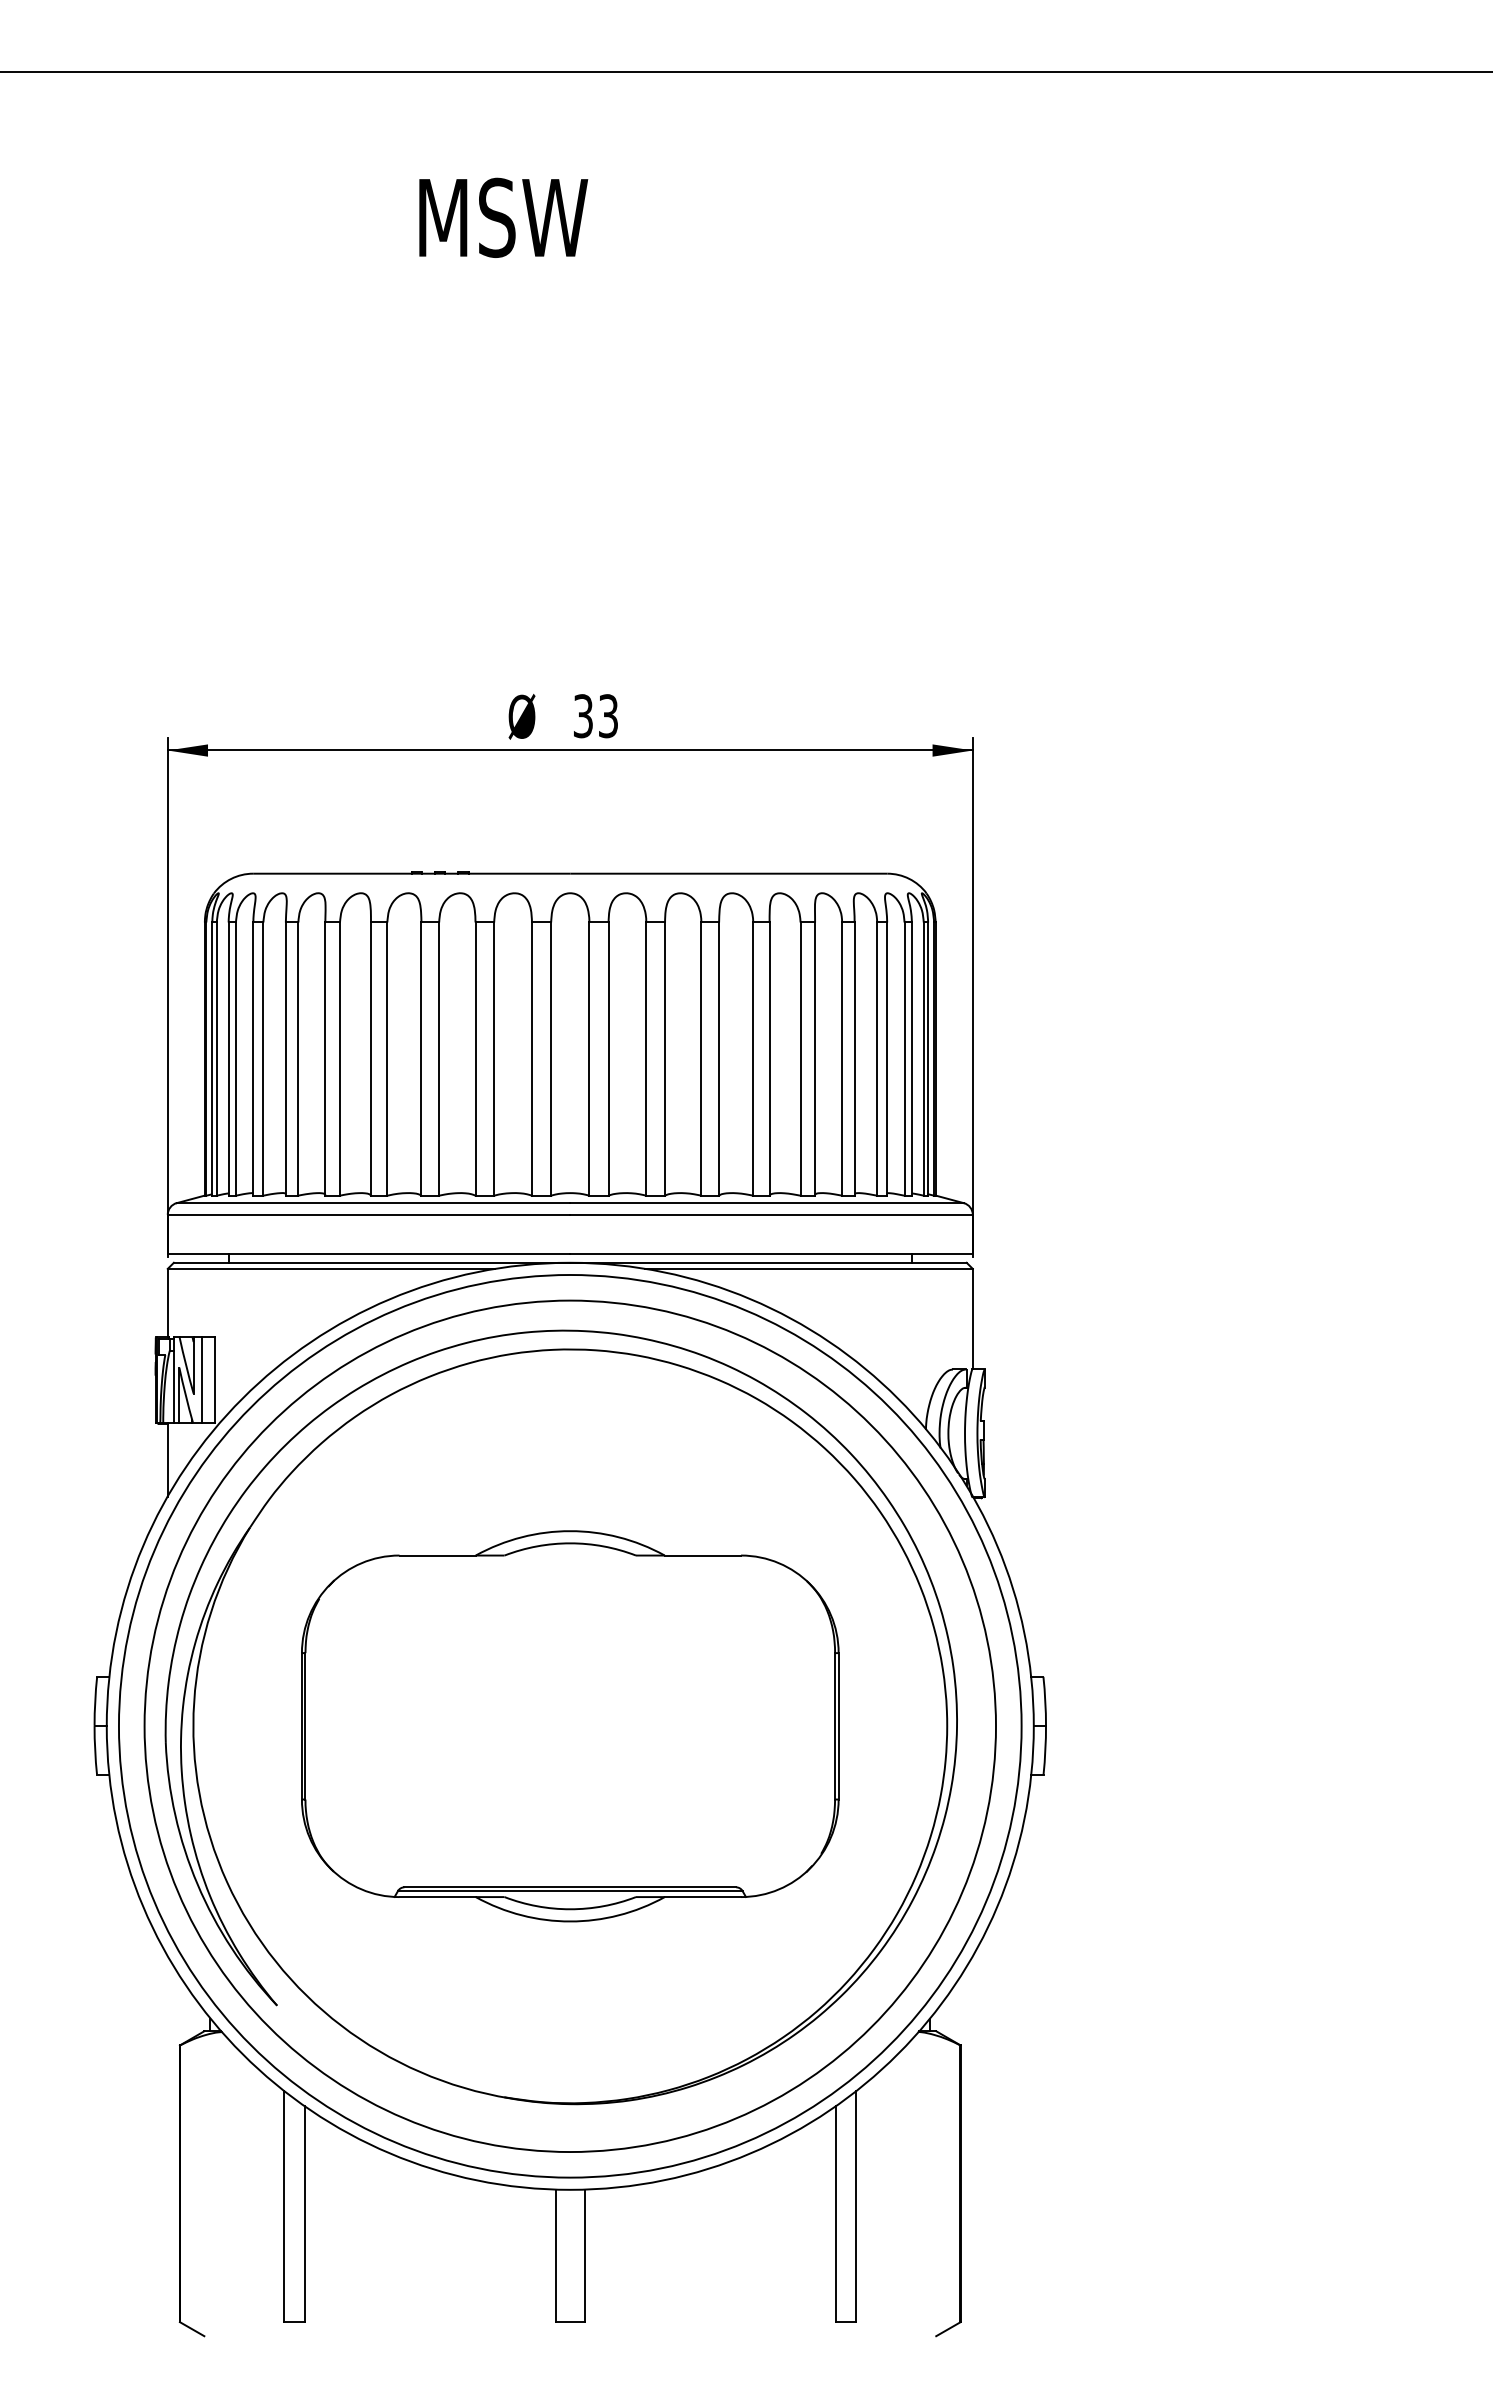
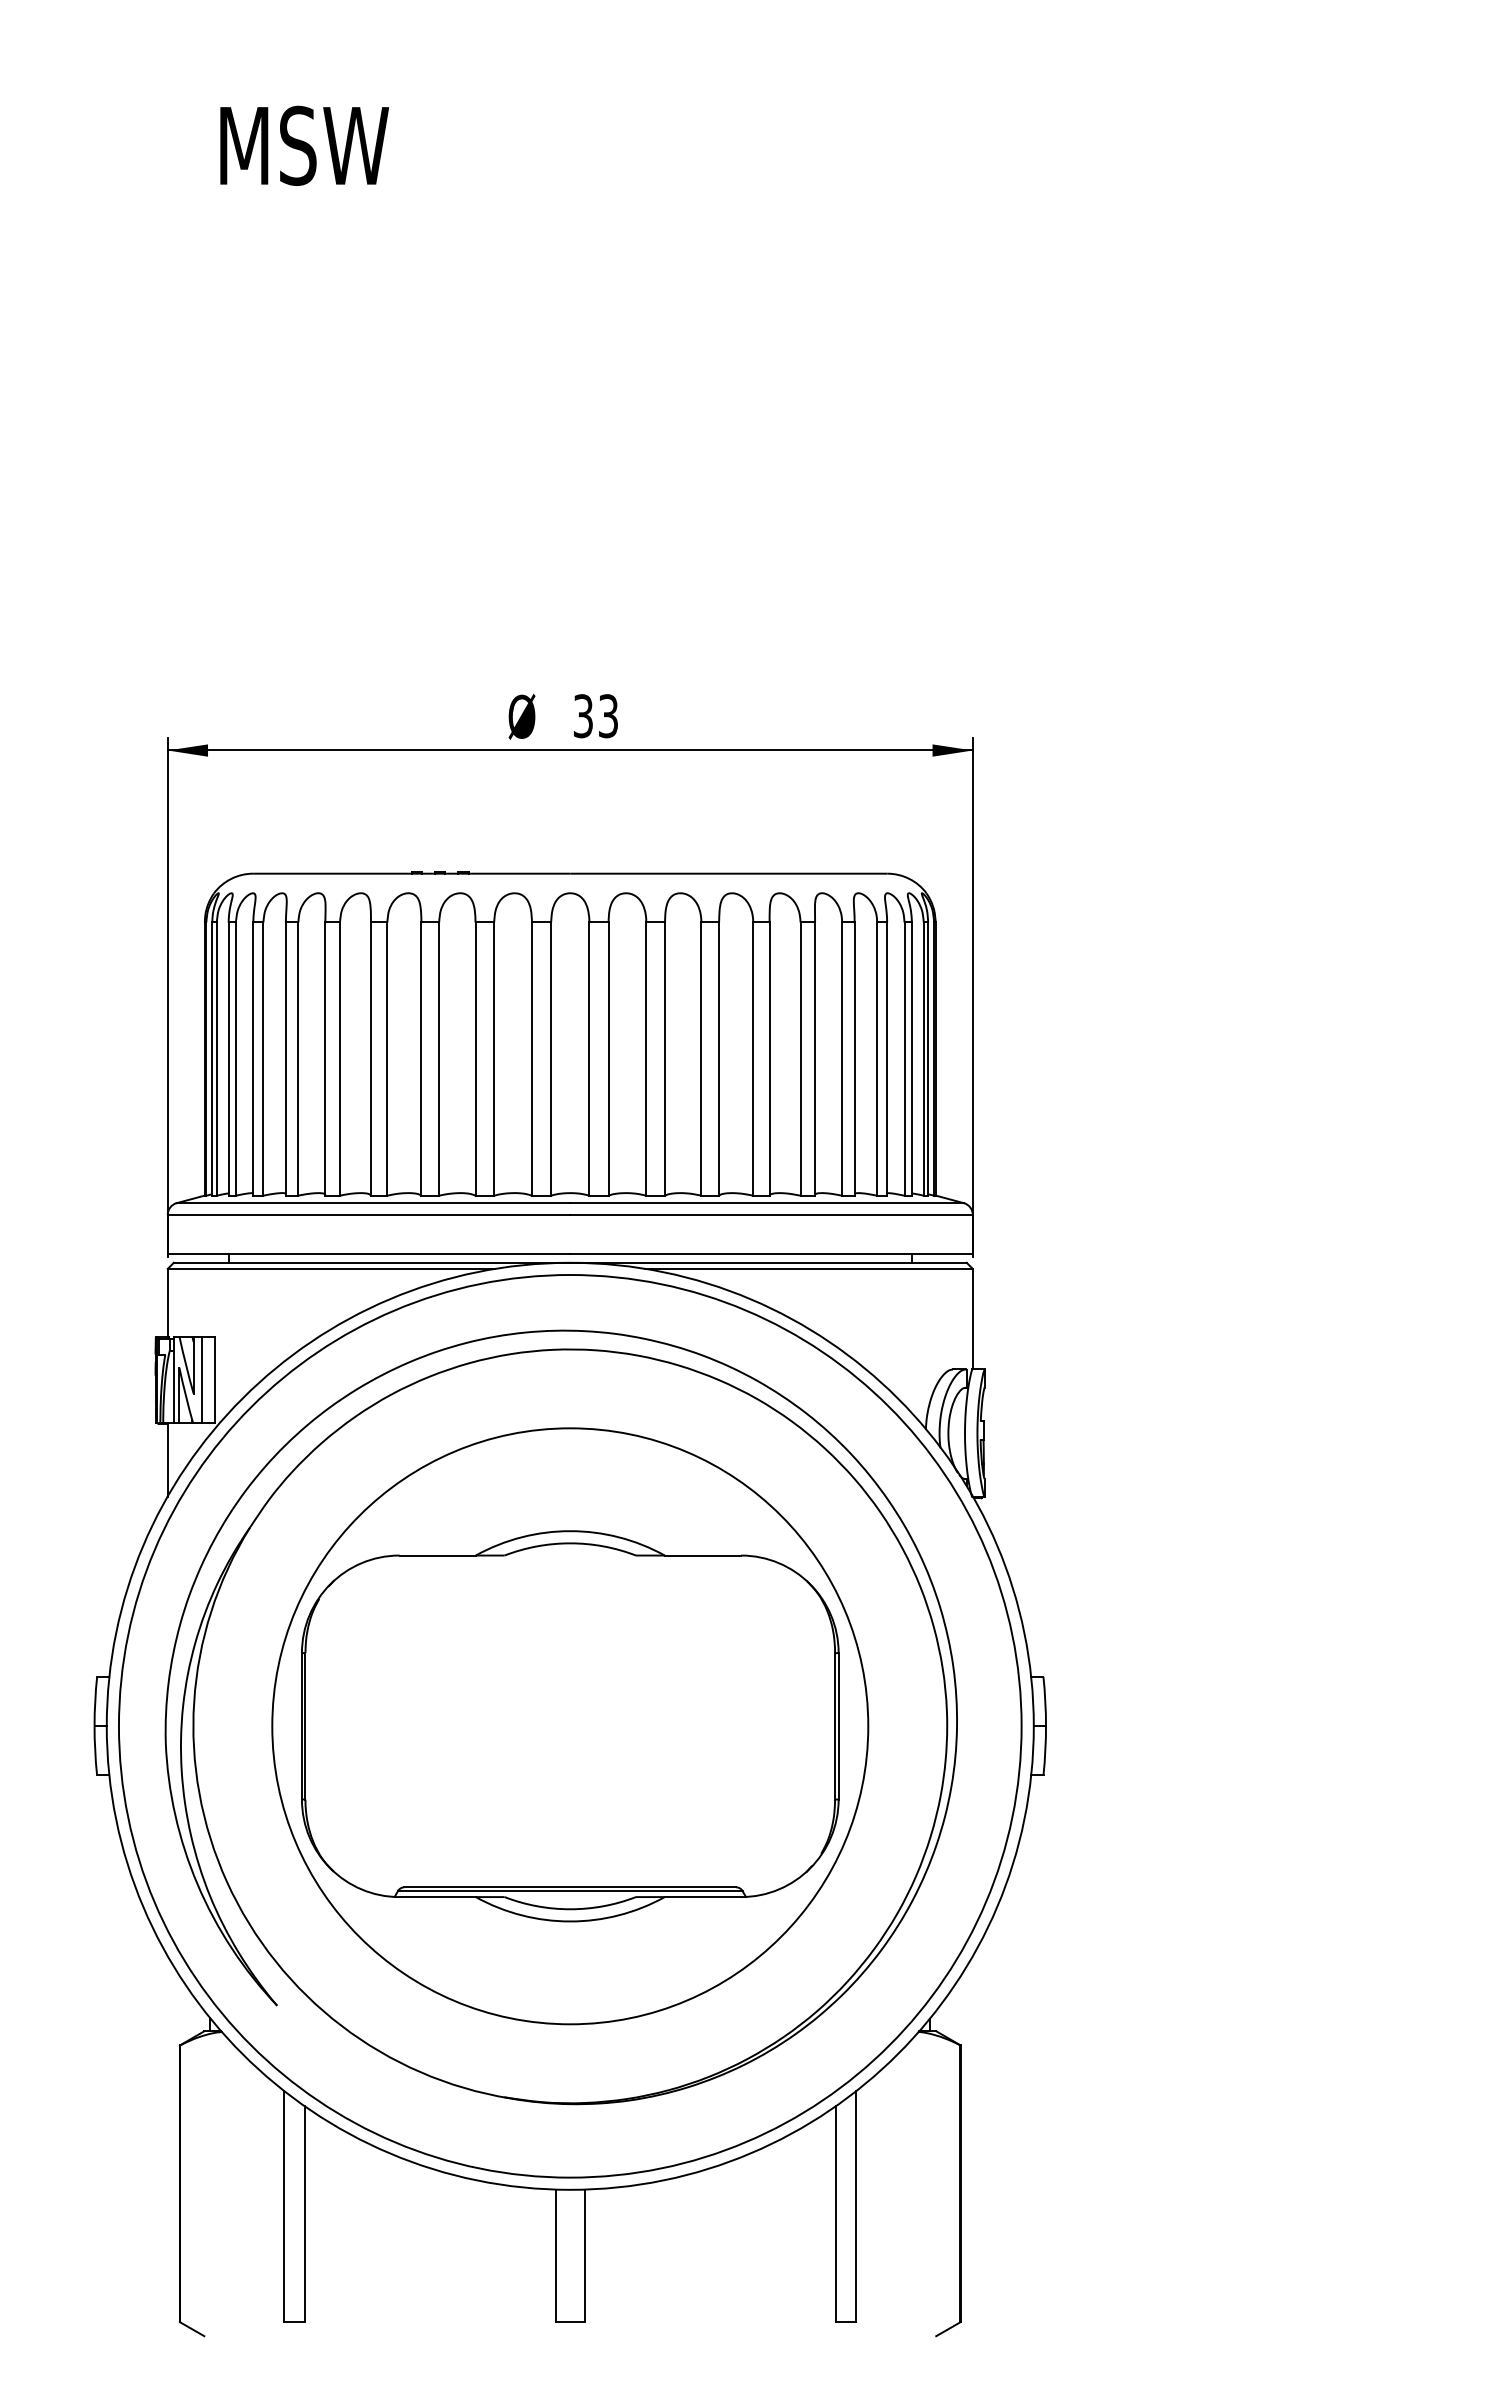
line: present -> none (745, 71)
text position: (503, 217) -> (304, 145) (304, 145)
circle diameter: 851 px -> 596 px (570, 1726)
